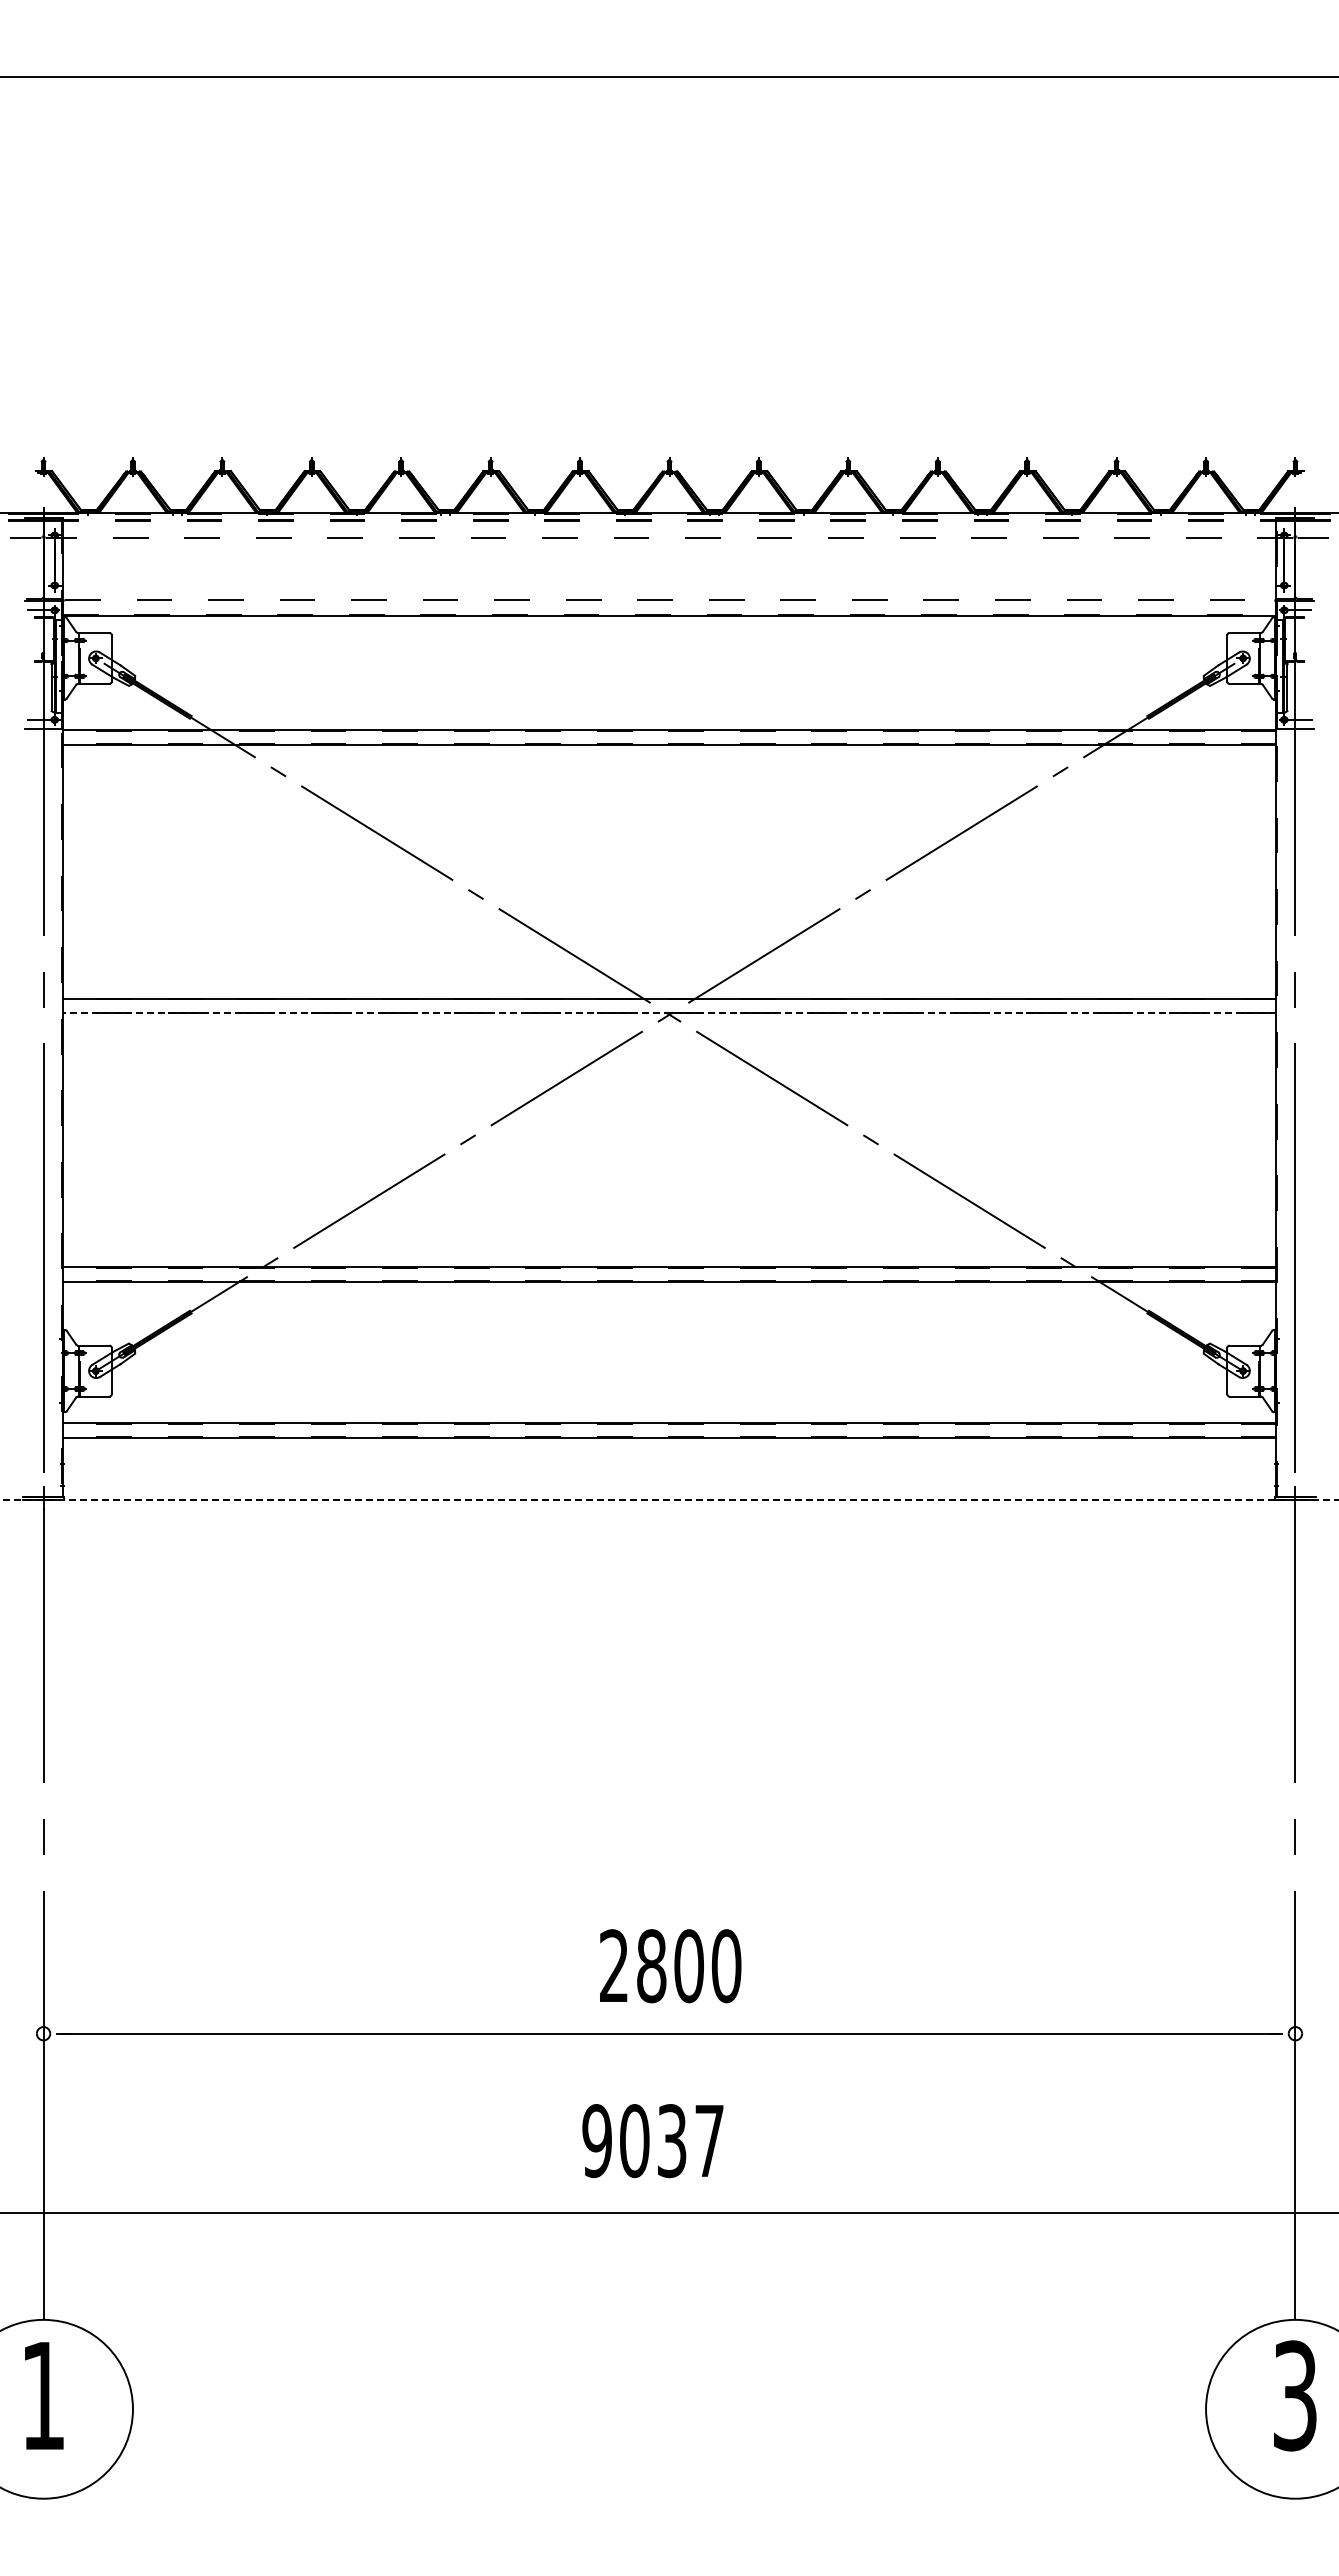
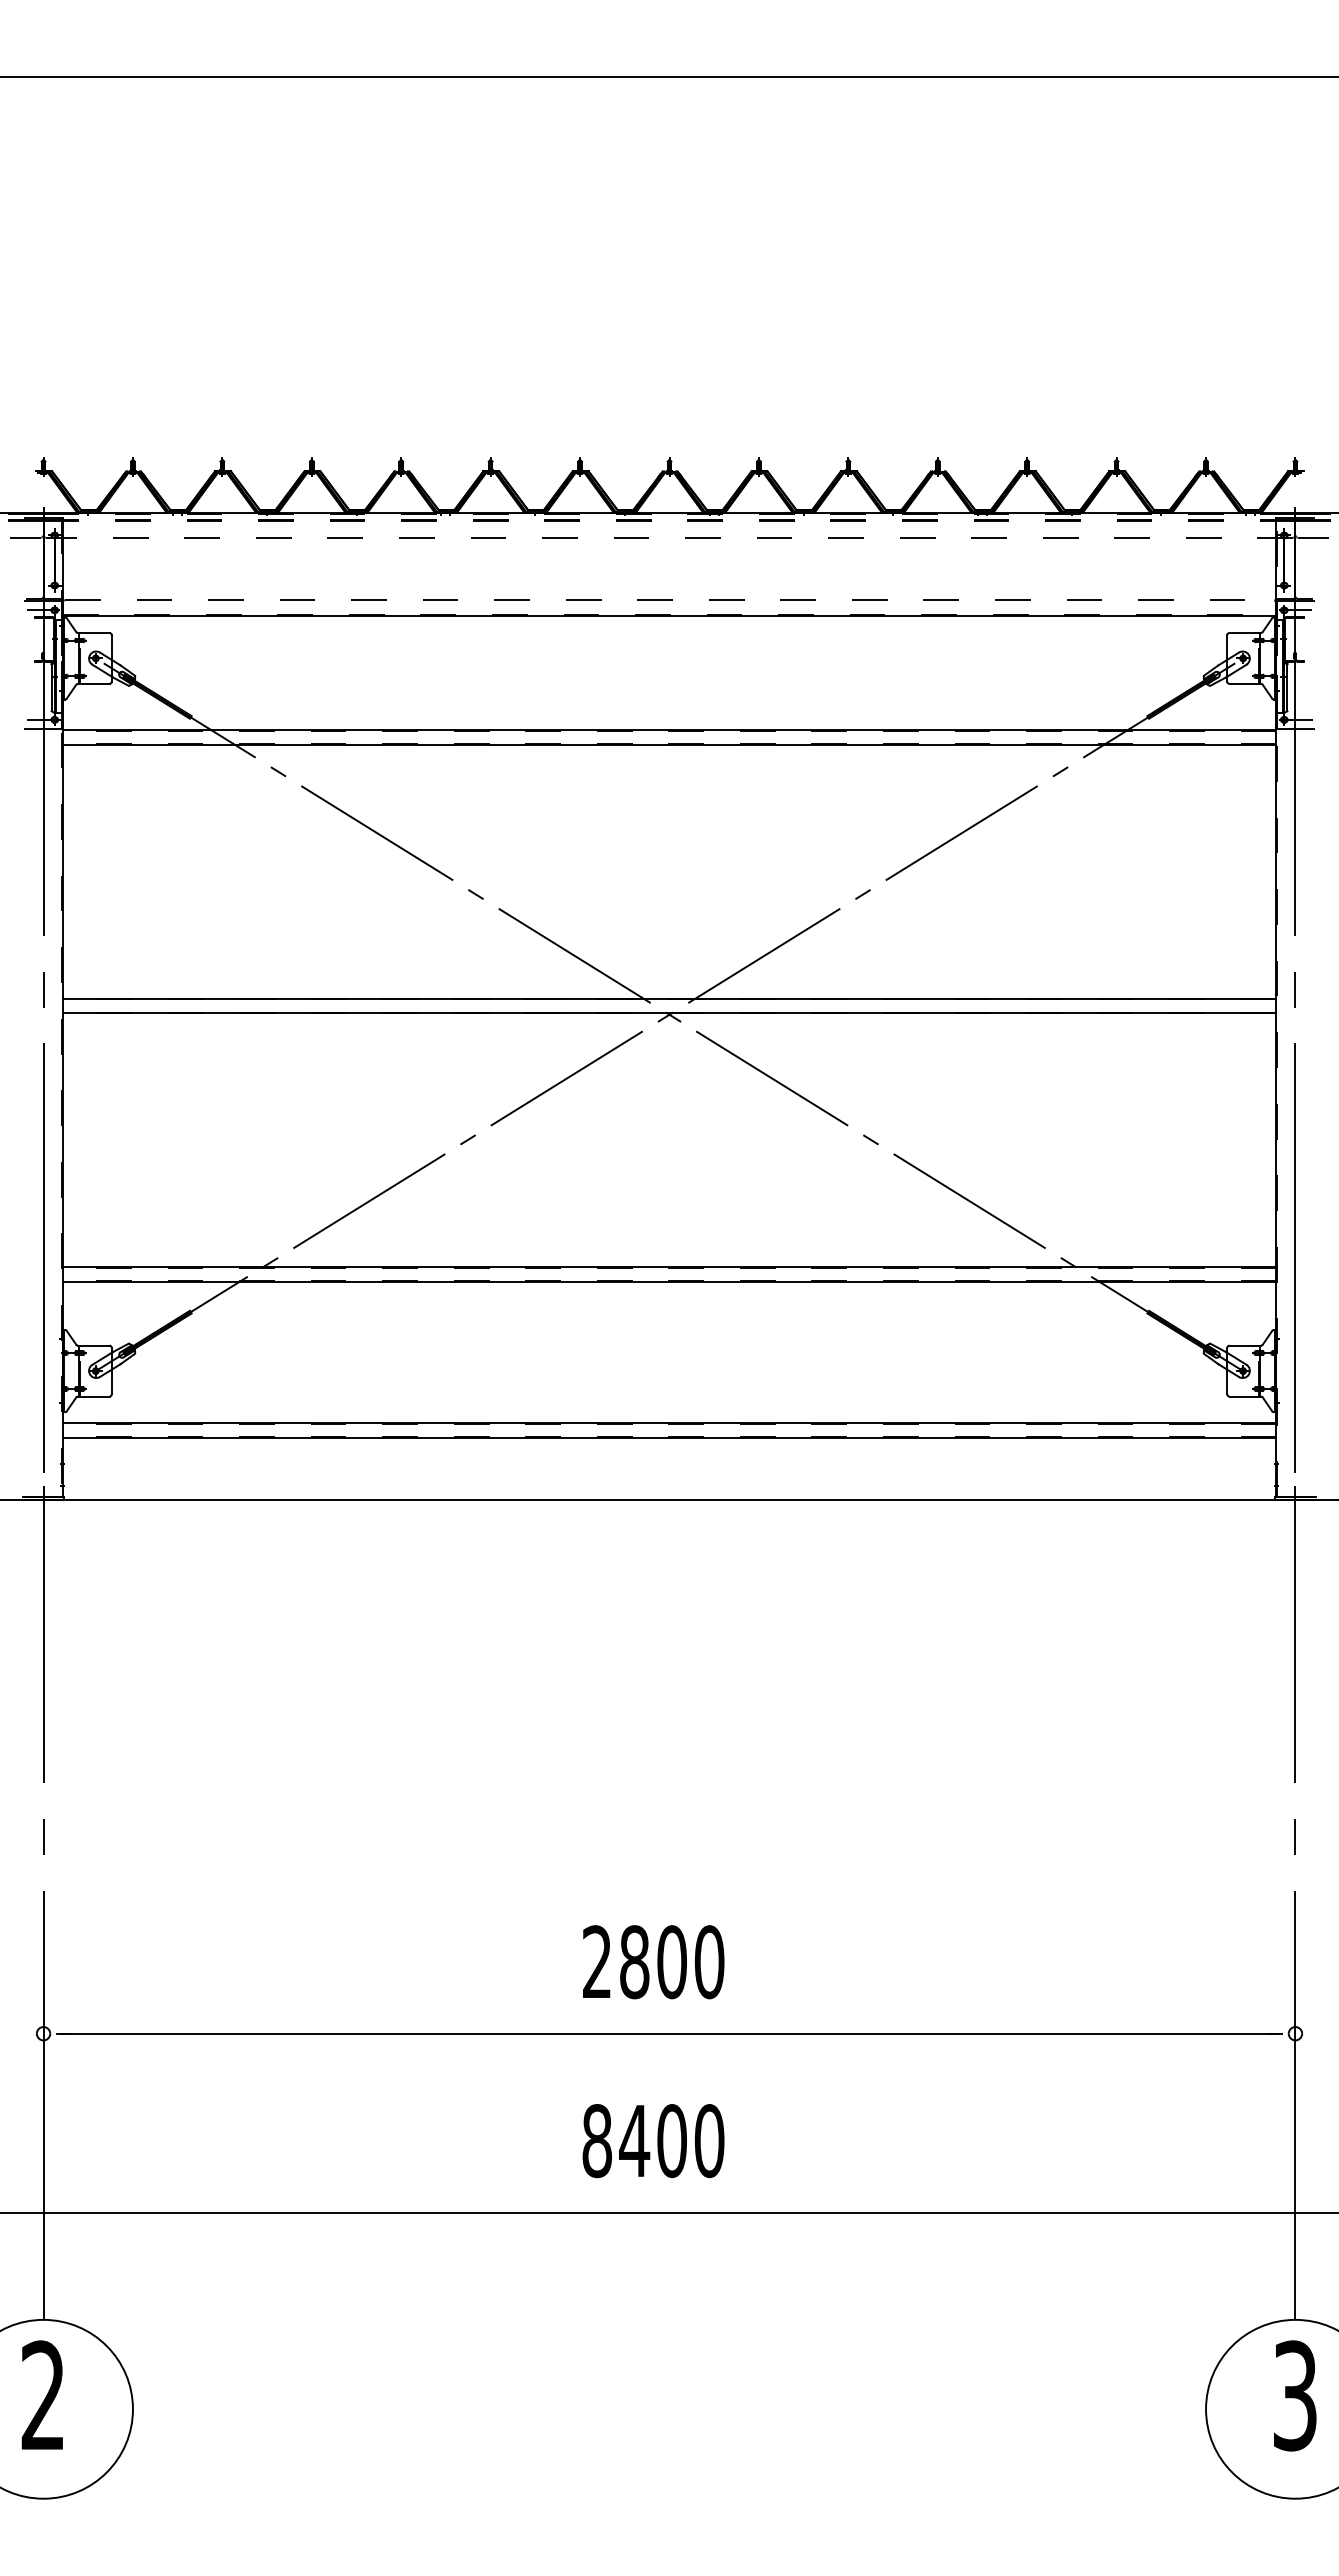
line: dashed -> solid (669, 1013)
line: dashed -> solid (669, 1499)
text position: (670, 1966) -> (653, 1962) (653, 1962)
text: 9037 -> 8400 (653, 2141)
text: 1 -> 2 (42, 2394)
